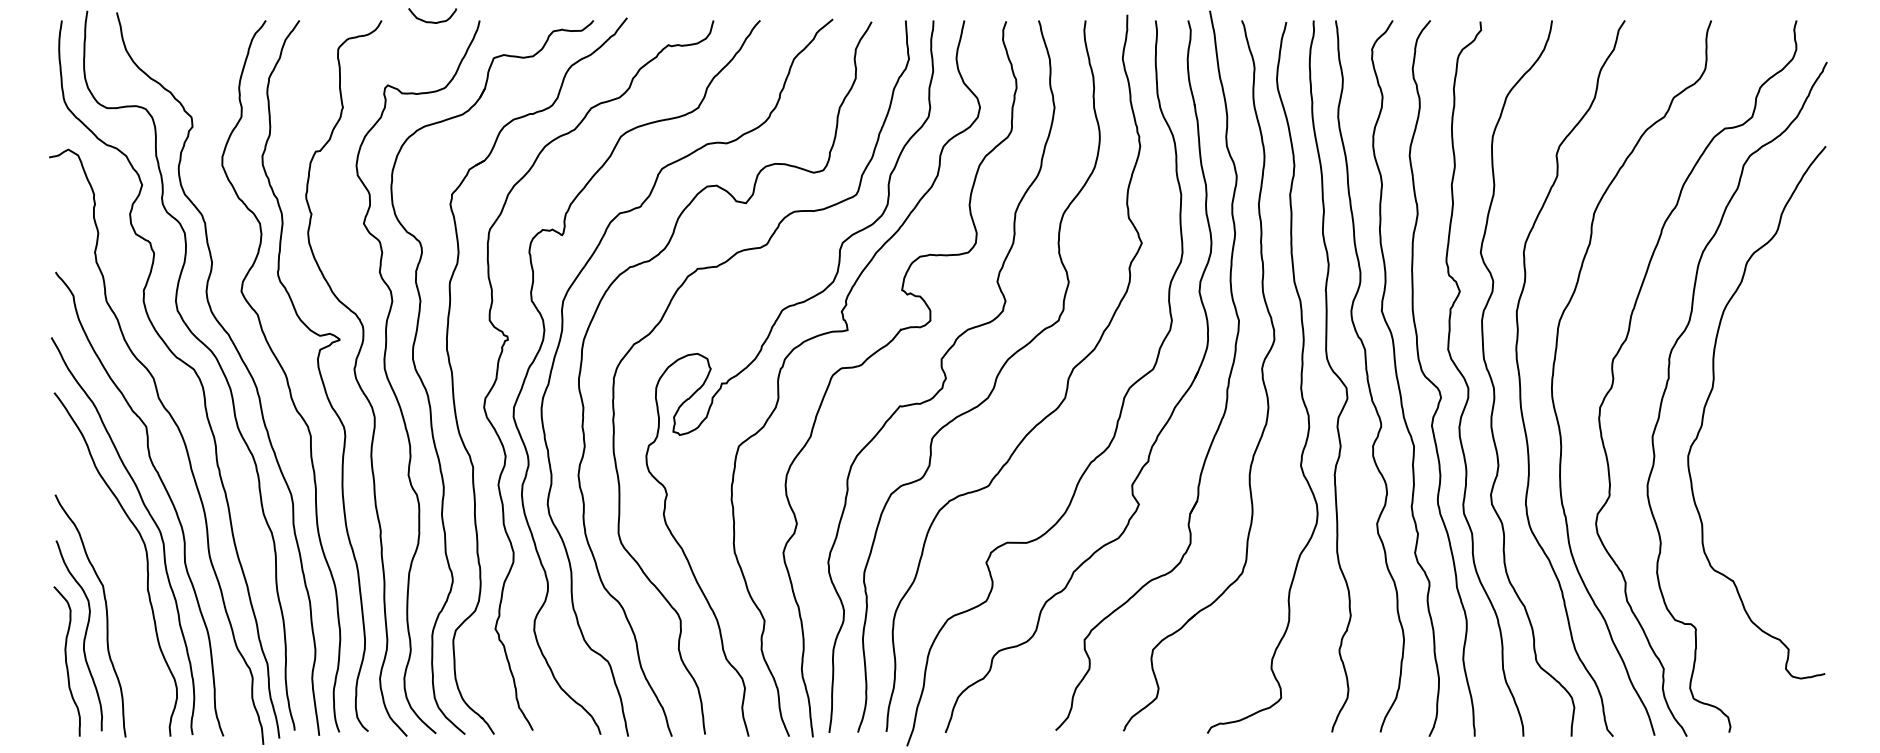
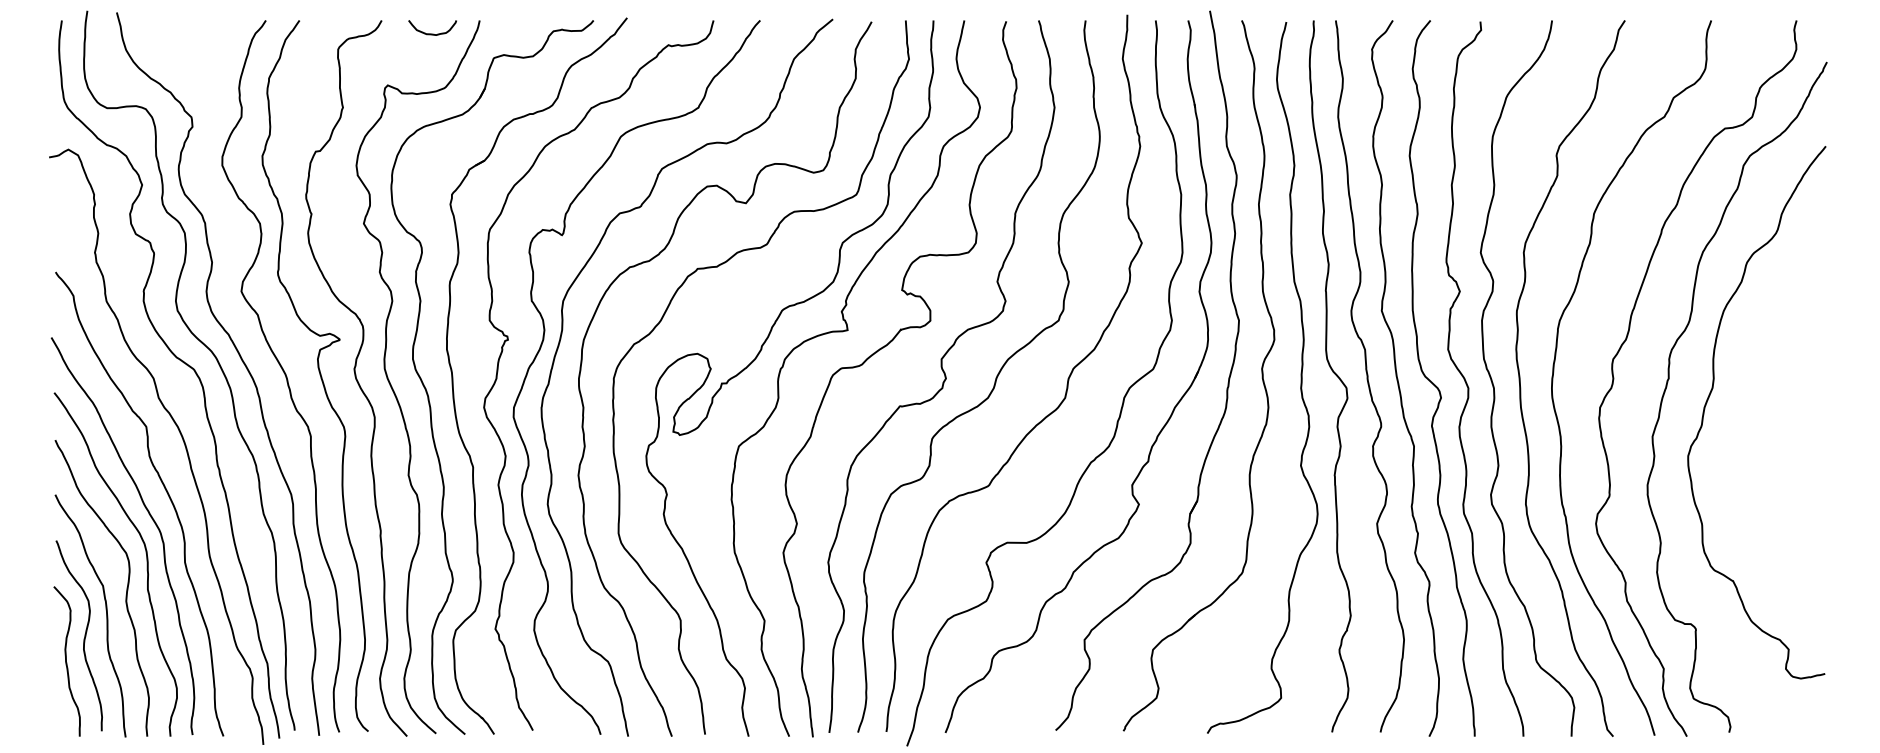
curve position: (432, 21) -> (432, 33) (432, 33)
curve: none -> present (126, 588)
